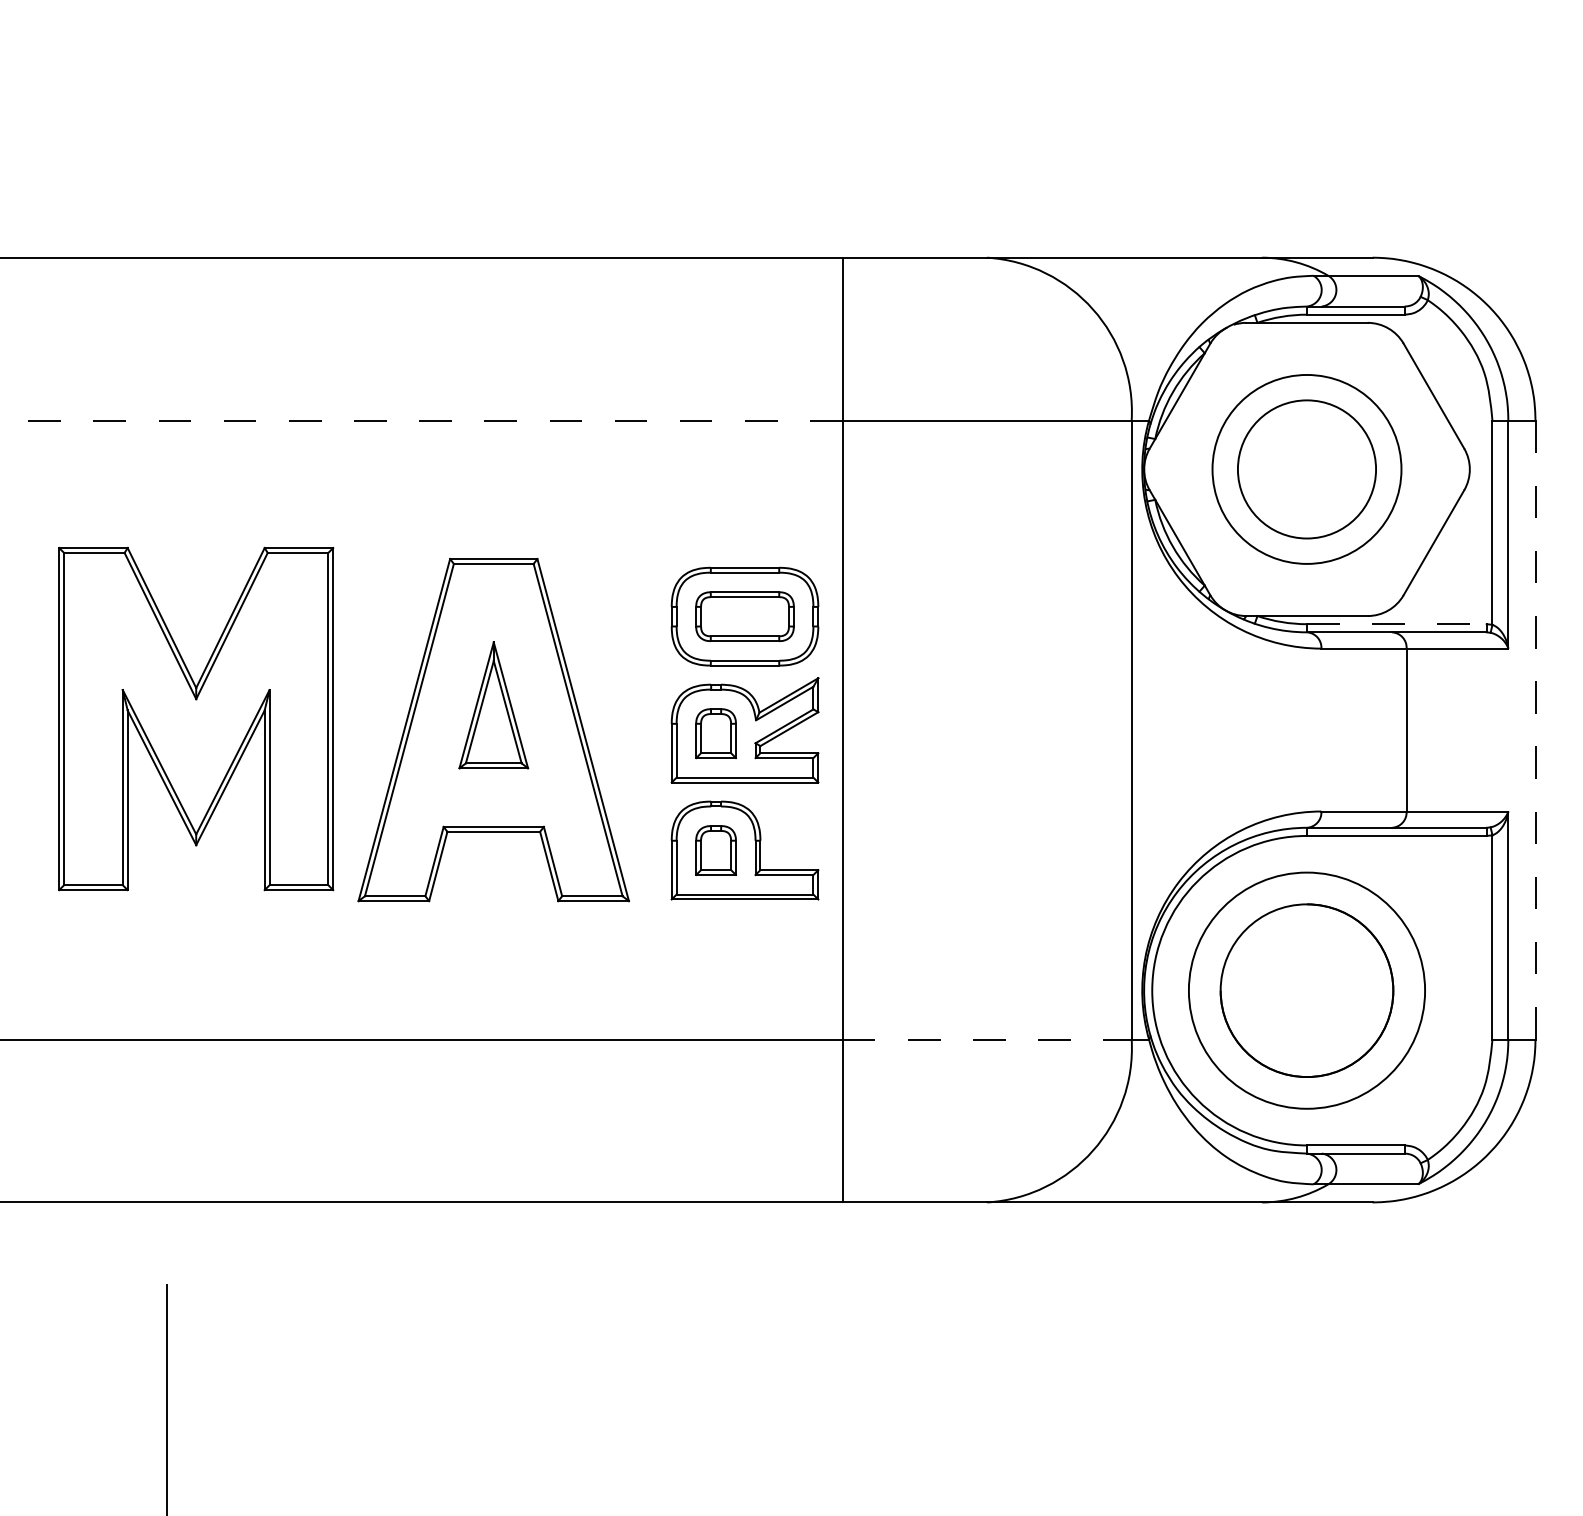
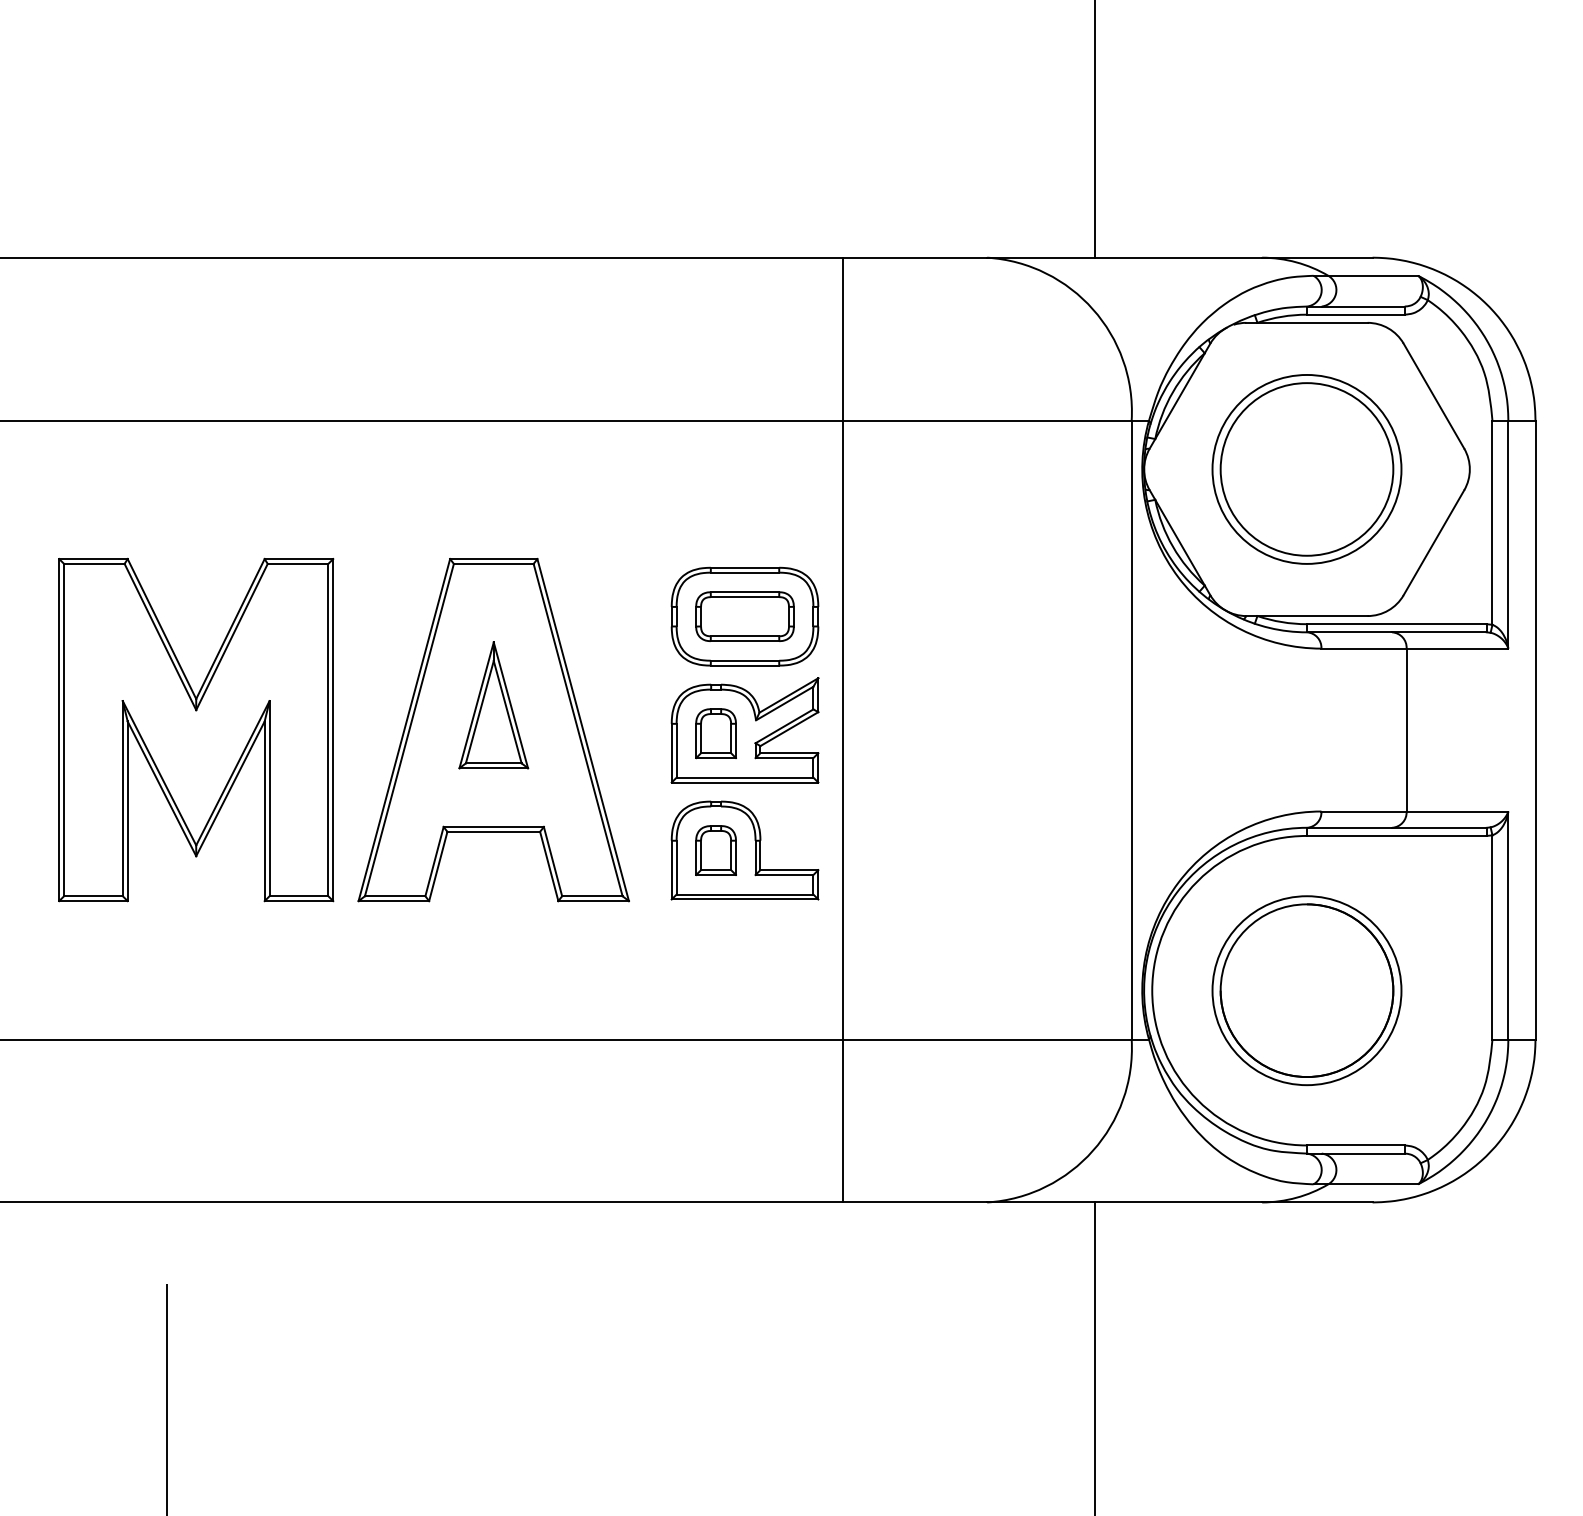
line: none -> present (1095, 129)
line: dashed -> solid (421, 420)
circle diameter: 138 px -> 173 px (1306, 469)
line: dashed -> solid (1396, 624)
part position: (196, 718) -> (196, 729) (196, 729)
line: dashed -> solid (1535, 730)
circle diameter: 236 px -> 189 px (1306, 990)
line: dashed -> solid (987, 1039)
line: none -> present (1095, 1357)
